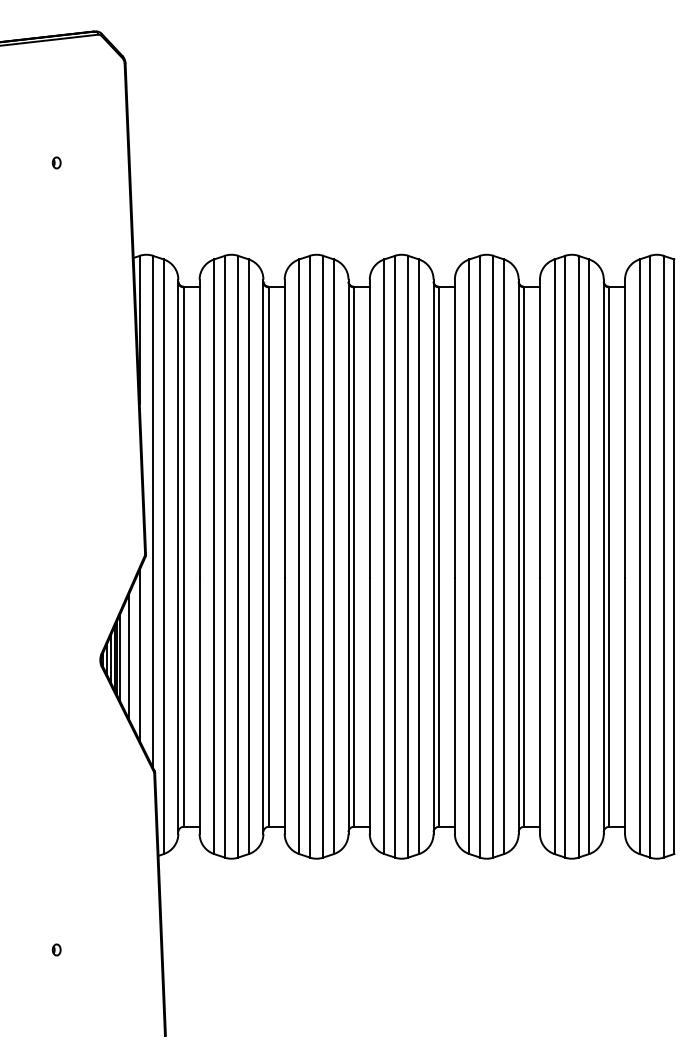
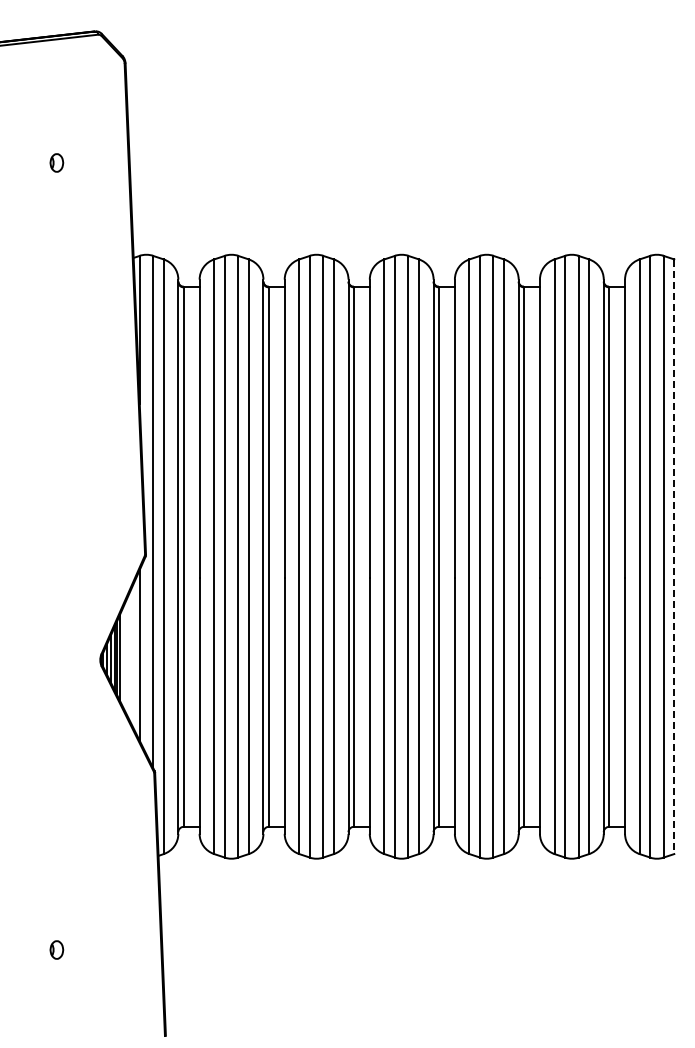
part size: 11x14 px -> 16x20 px (56, 162)
line: solid -> dashed (674, 557)
line: present -> none (129, 656)
part size: 11x14 px -> 16x20 px (56, 949)
